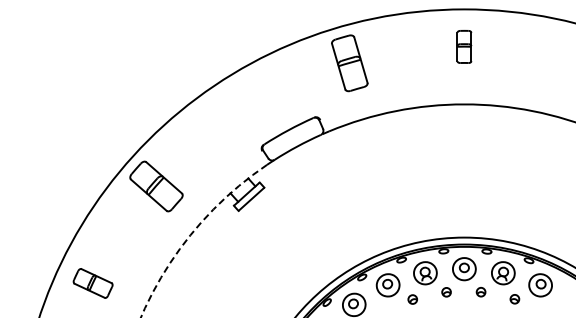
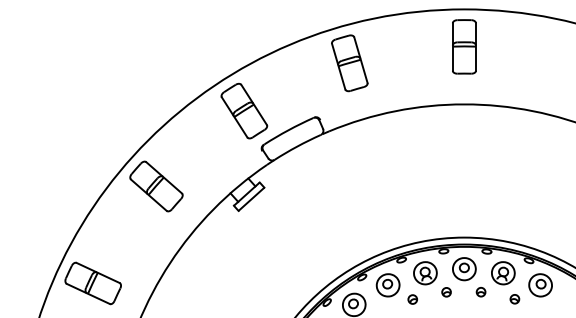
part size: 17x34 px -> 25x56 px (464, 46)
part: none -> present (244, 110)
arc: dashed -> solid (192, 232)
part size: 42x31 px -> 58x45 px (92, 283)
